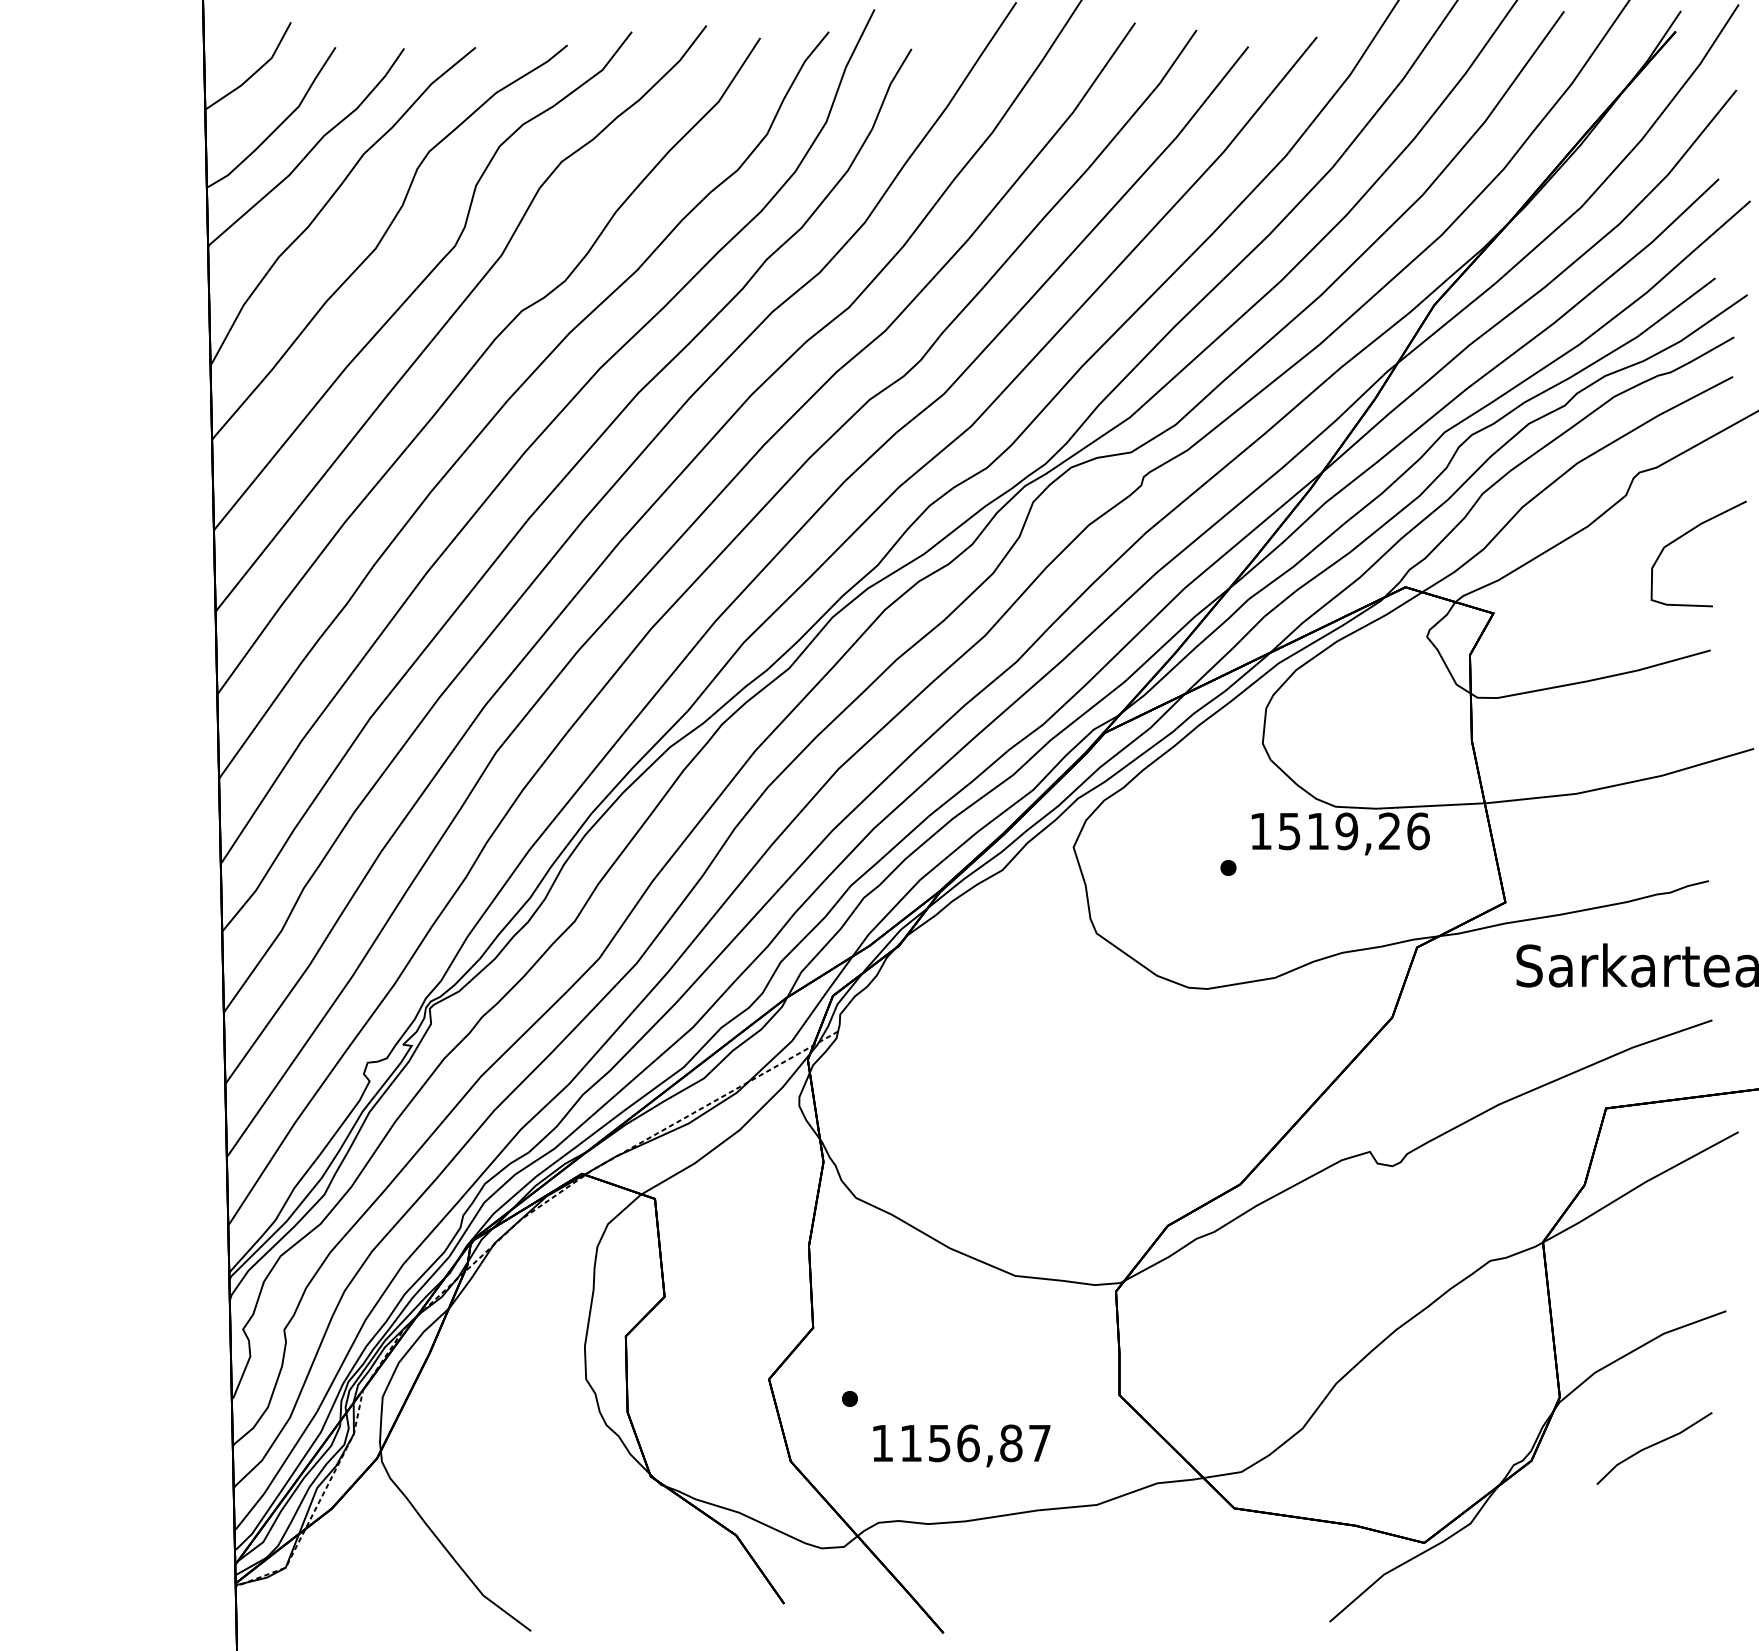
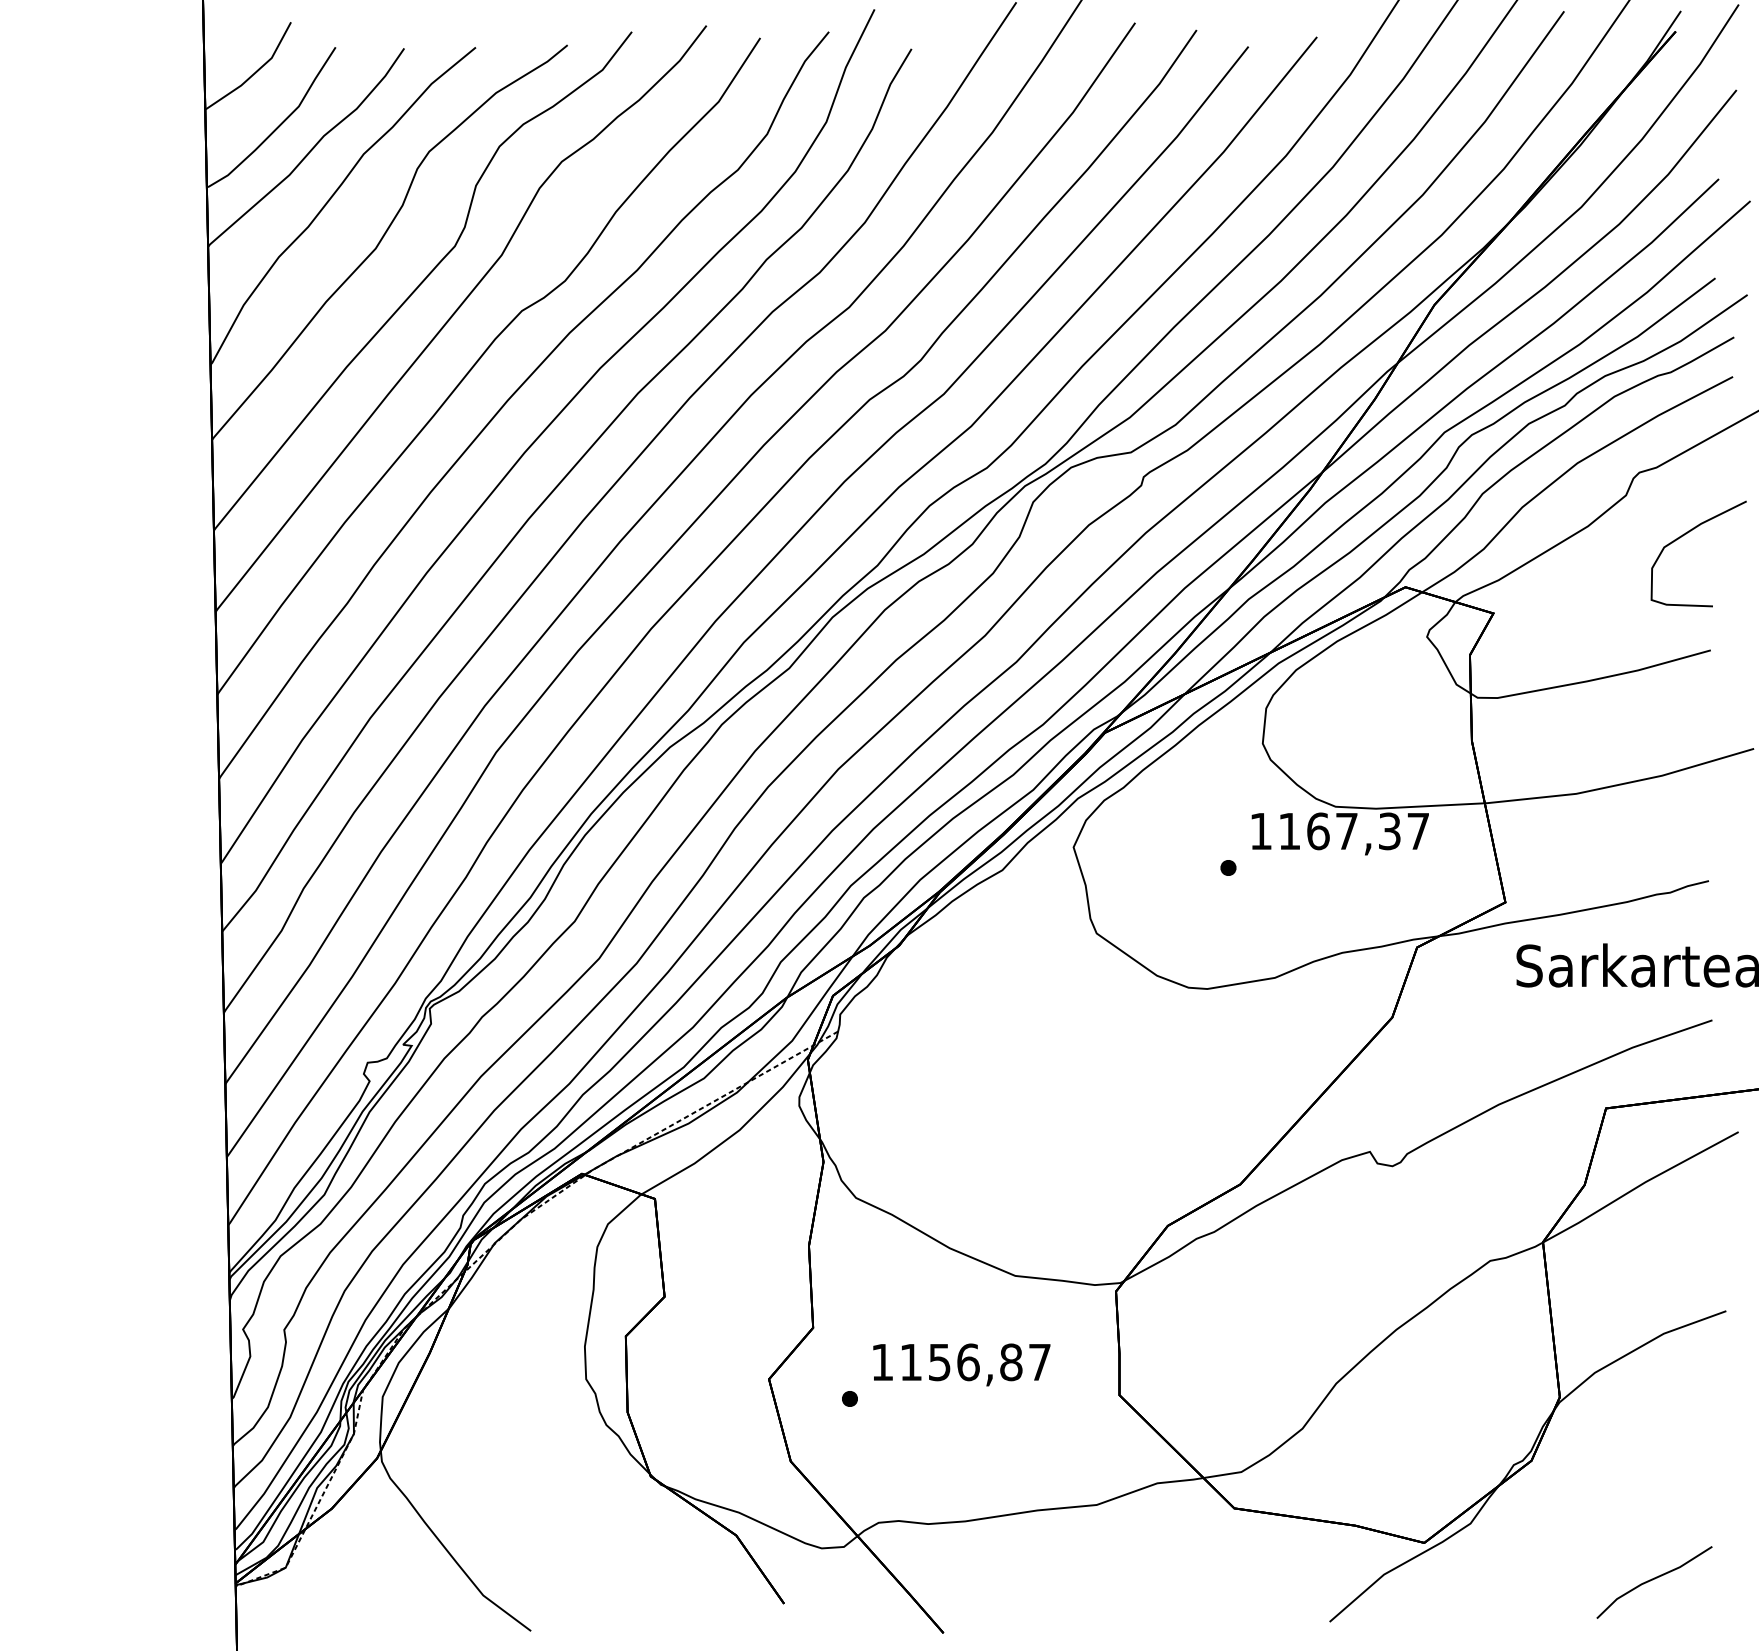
text: 1519,26 -> 1167,37 (1354, 831)
text position: (961, 1445) -> (961, 1364) (961, 1364)
line position: (1652, 1446) -> (1652, 1580) (1652, 1580)
